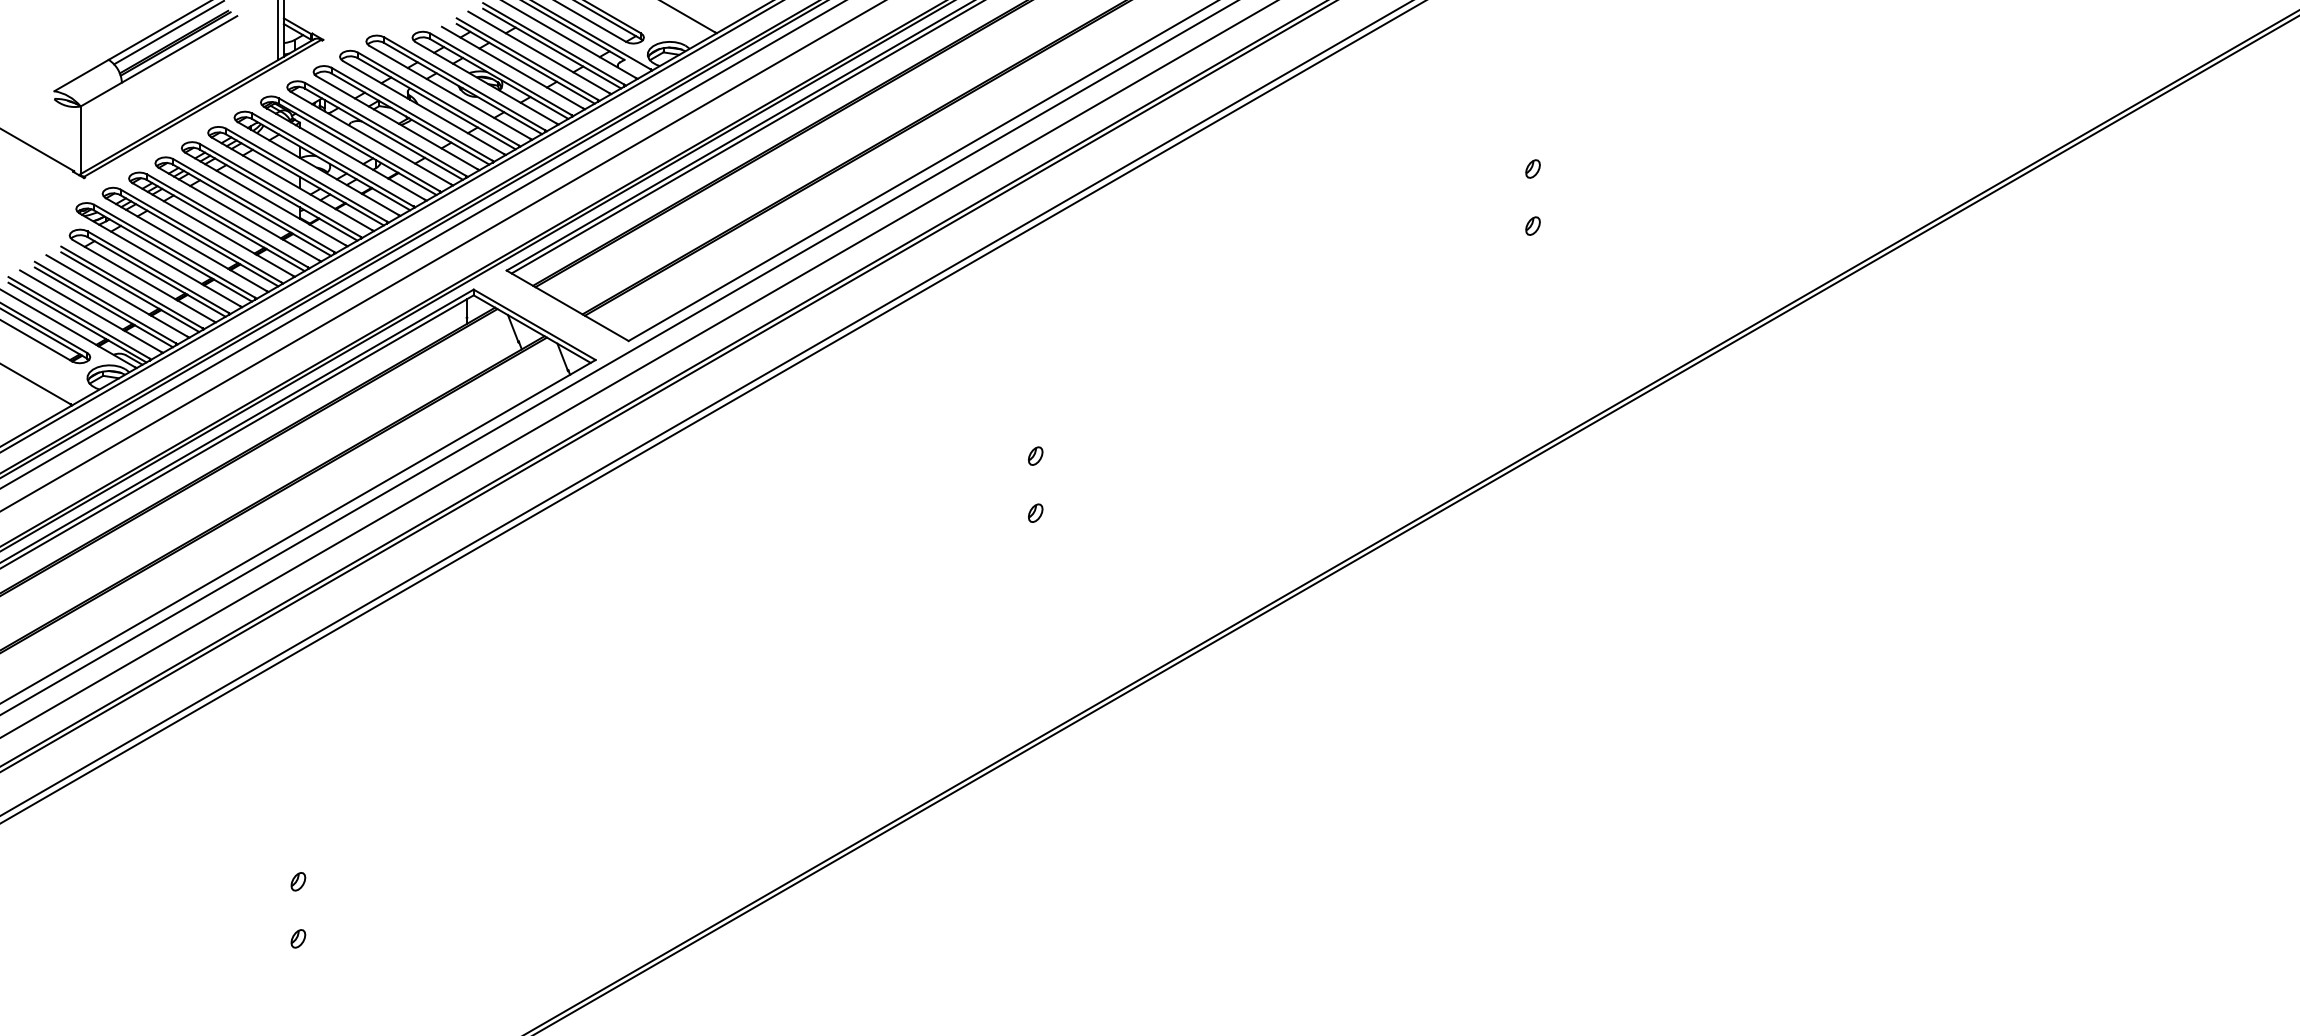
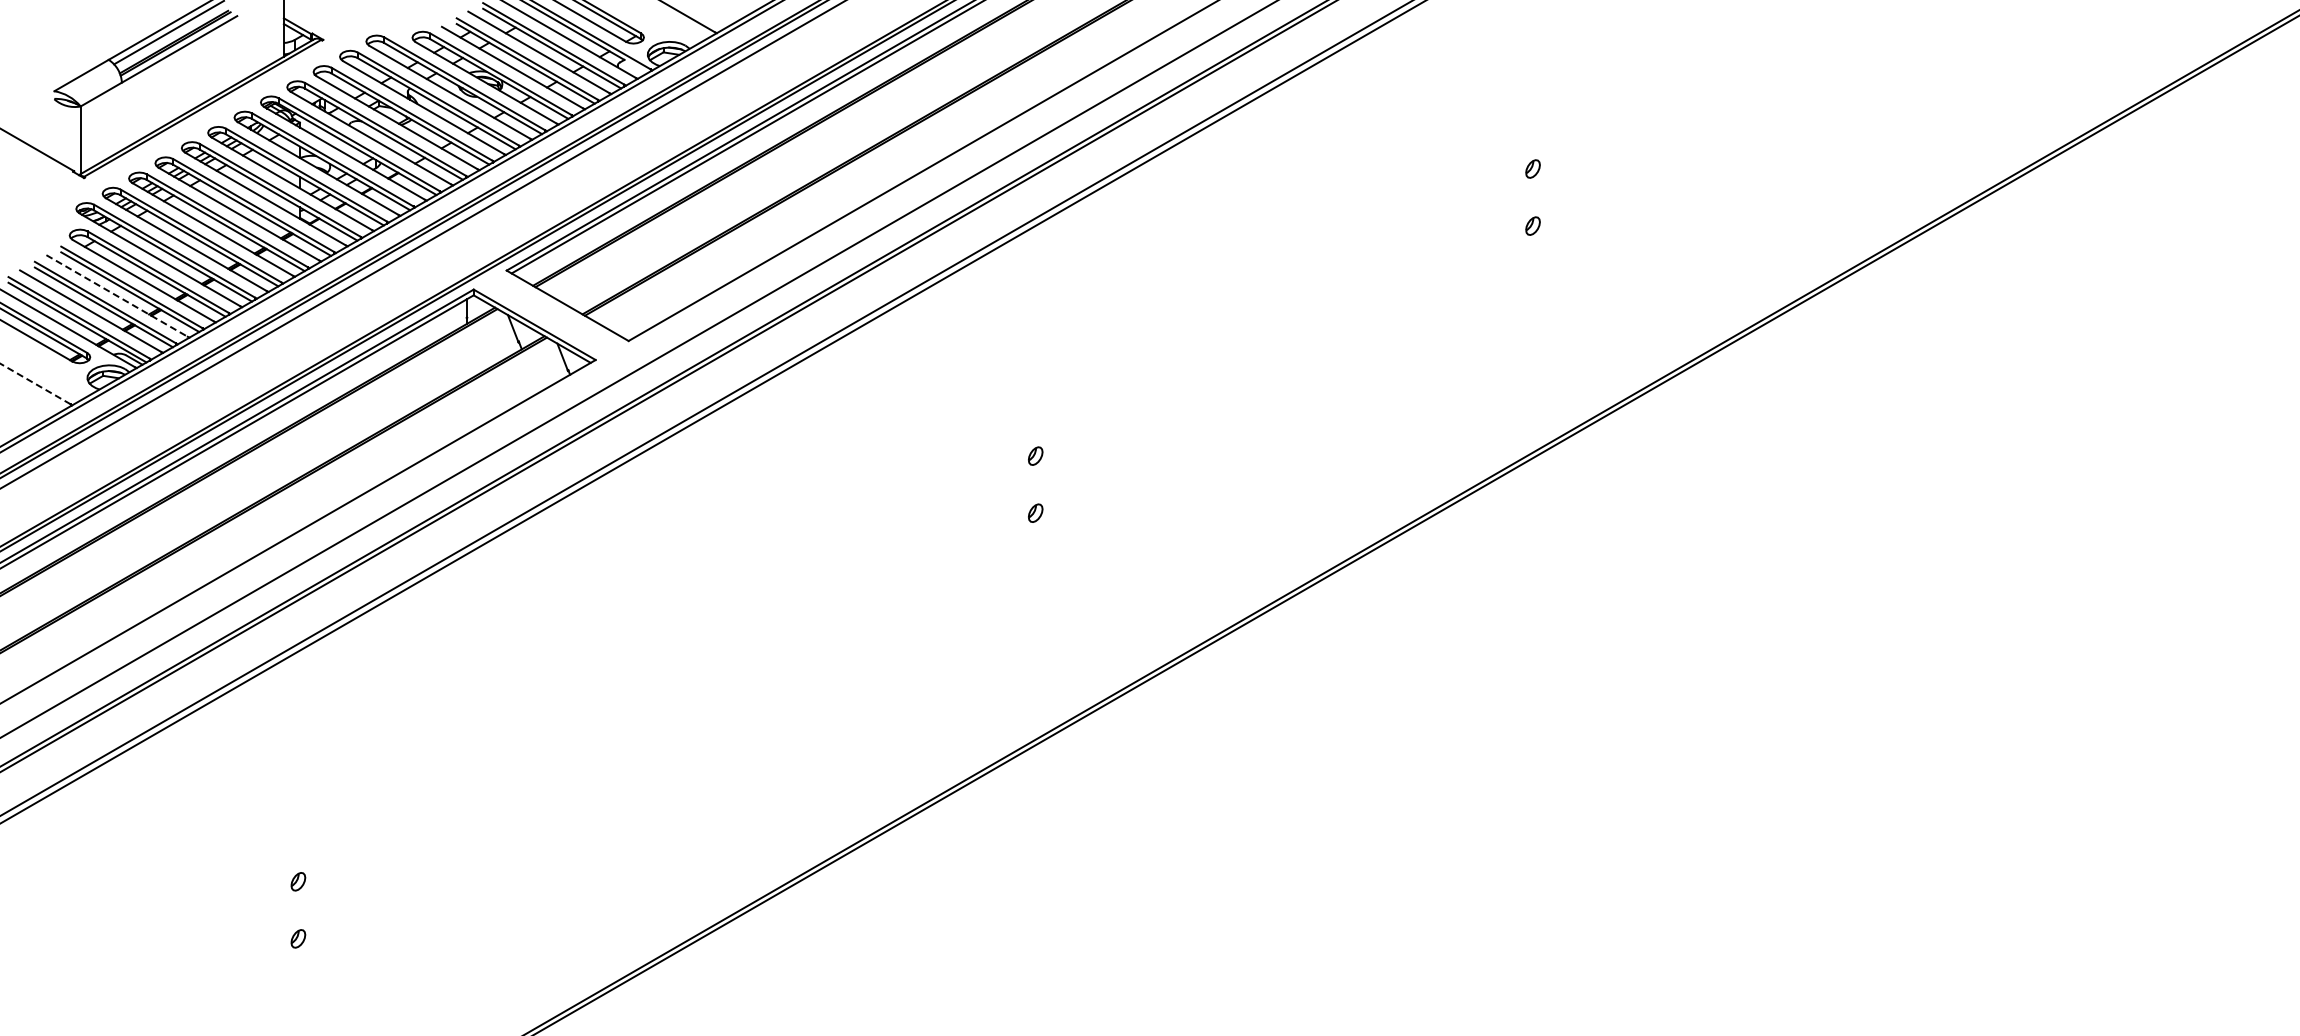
line: present -> none (278, 30)
line: present -> none (442, 256)
line: solid -> dashed (117, 295)
line: present -> none (618, 357)
line: solid -> dashed (35, 383)
